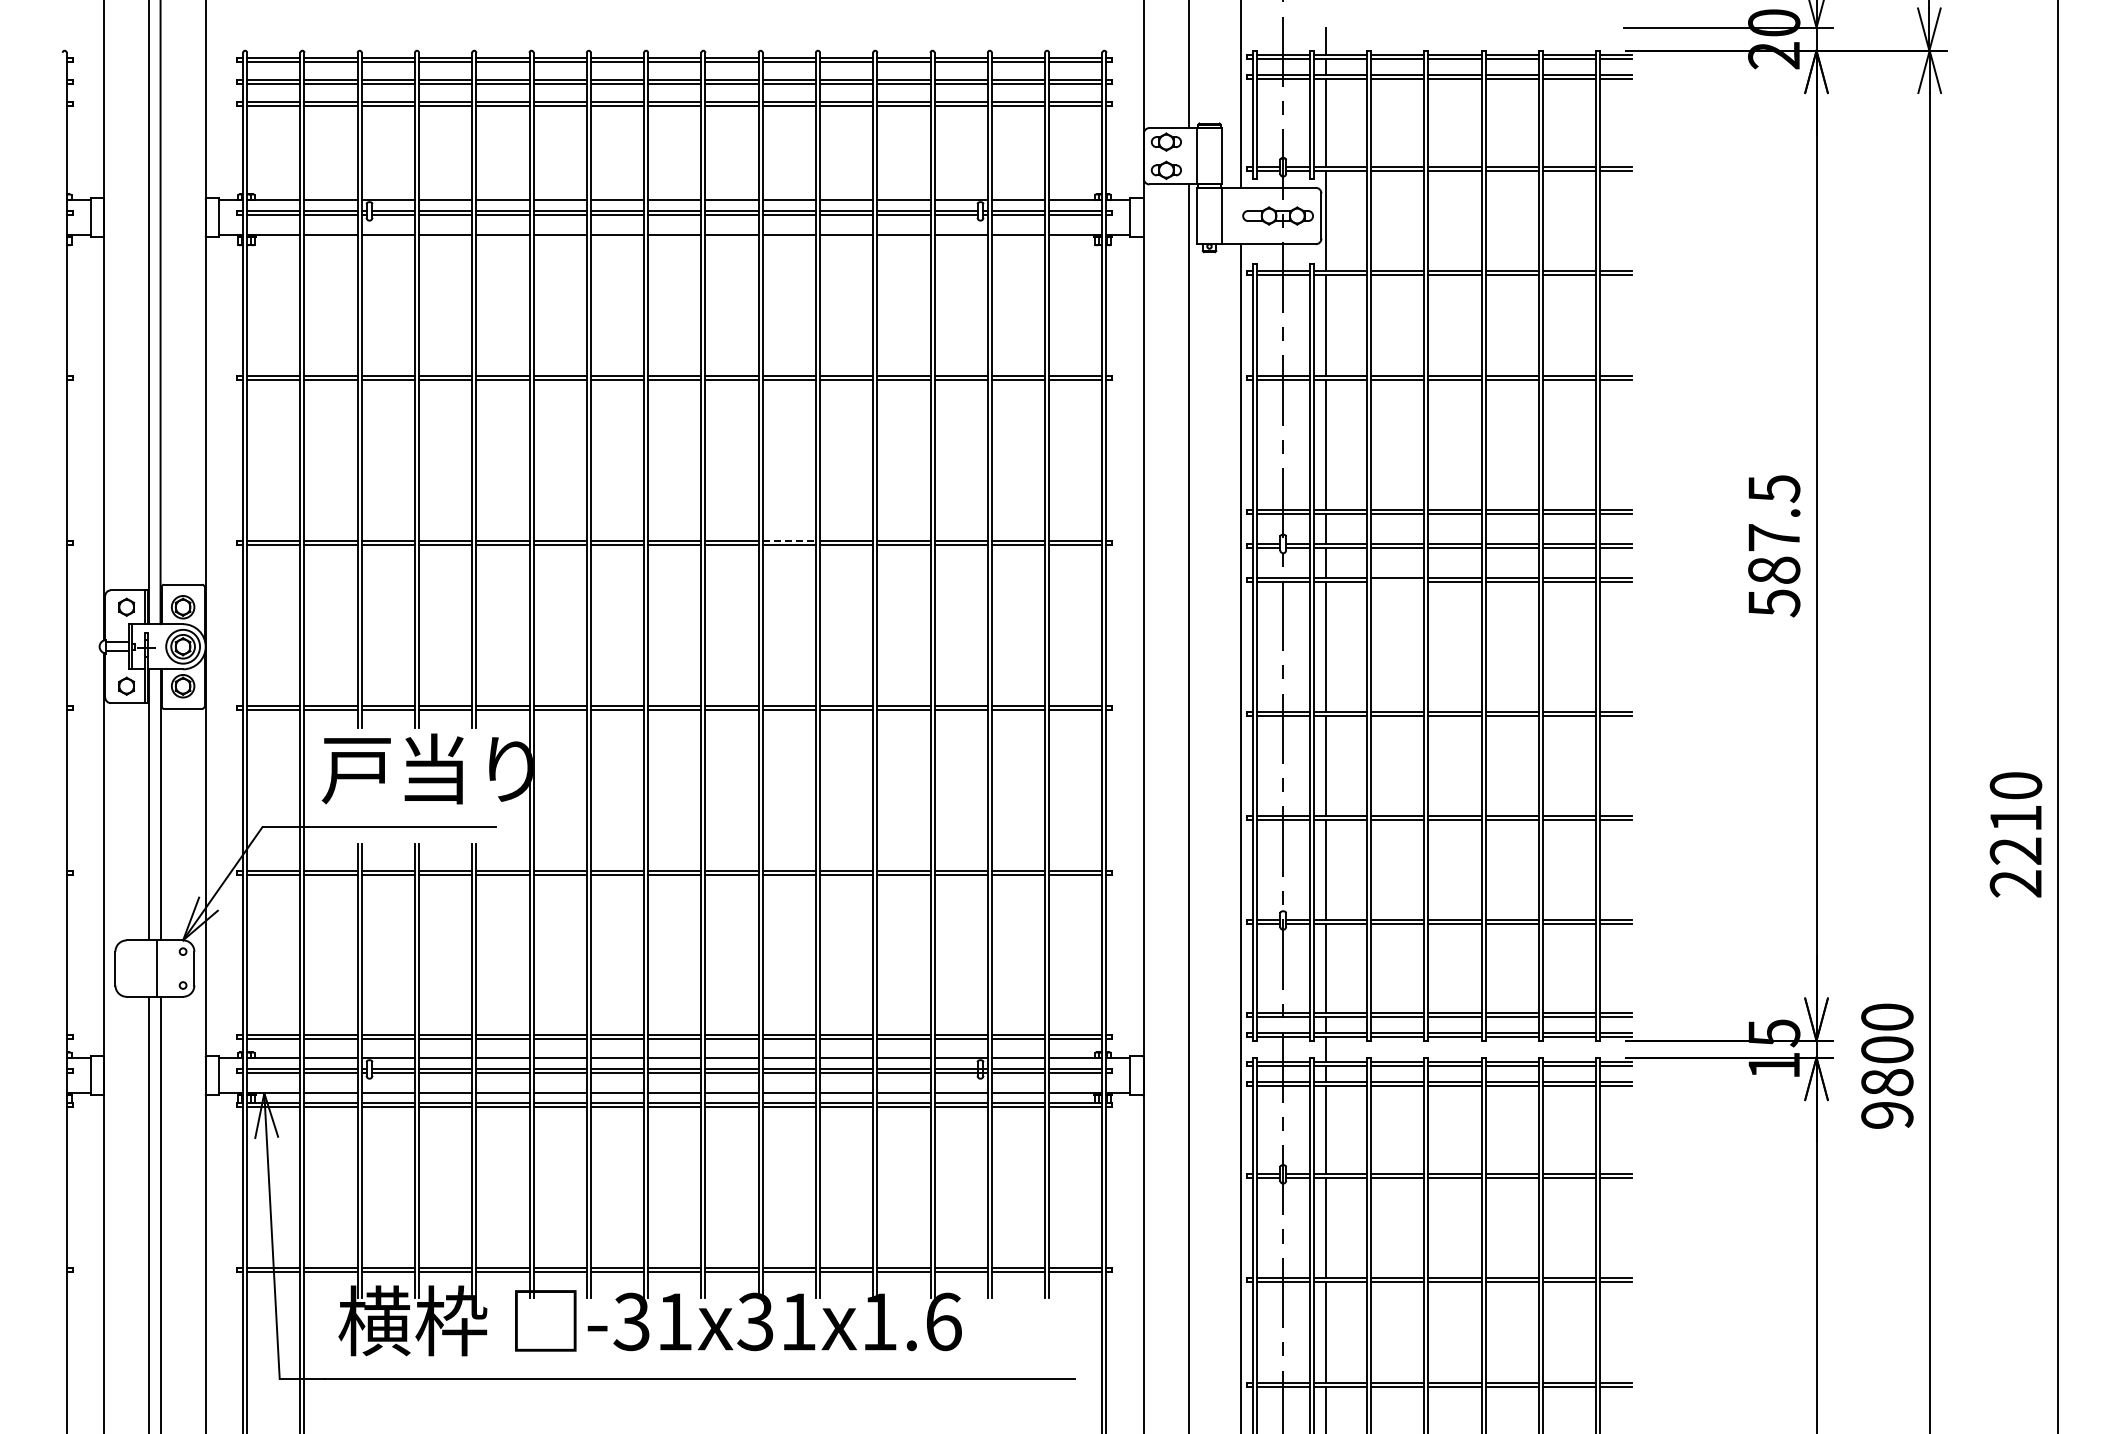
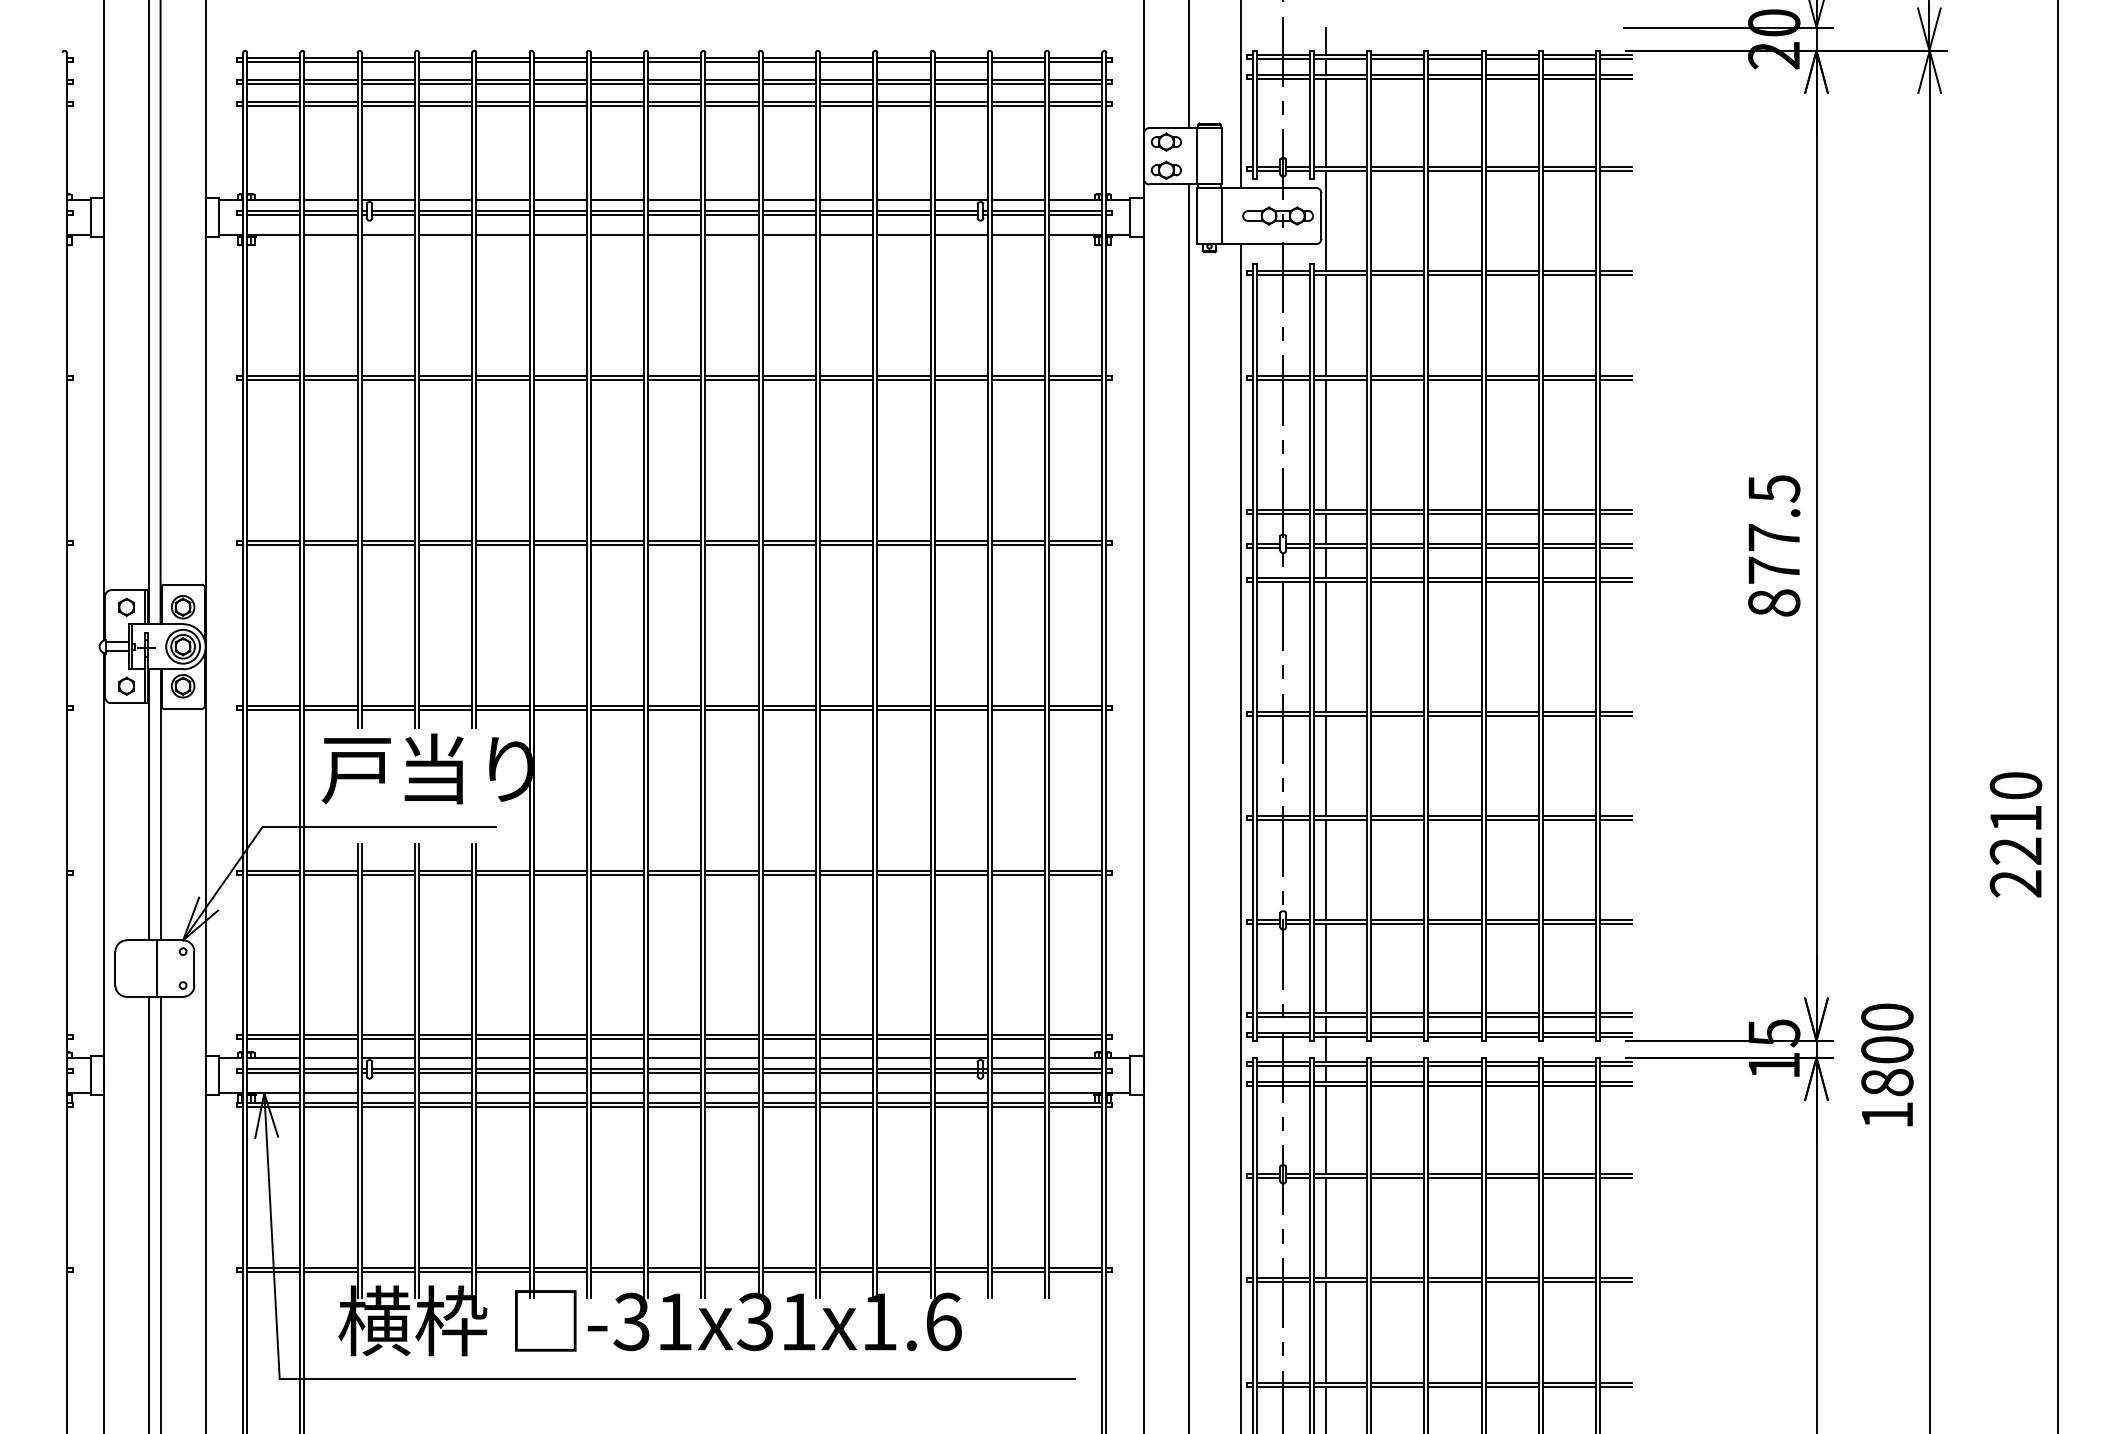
line: dashed -> solid (789, 540)
line: none -> present (1397, 581)
text: 587.5 -> 877.5 (1774, 586)
text: 9800 -> 1800 (1887, 1115)
